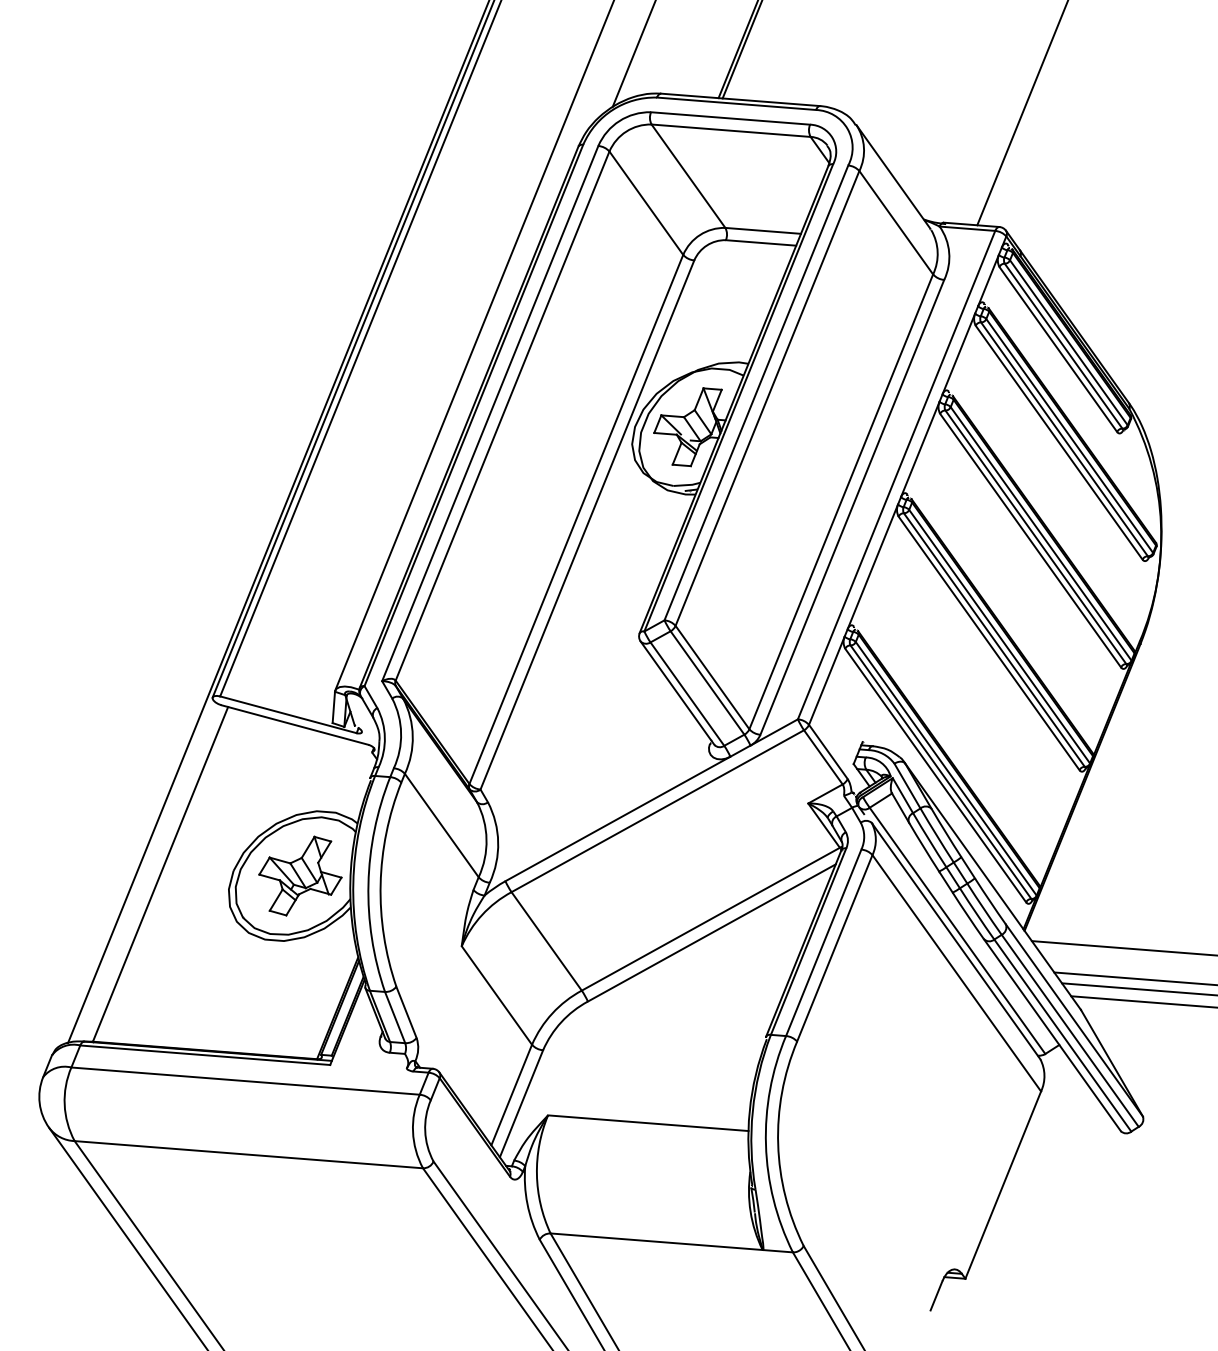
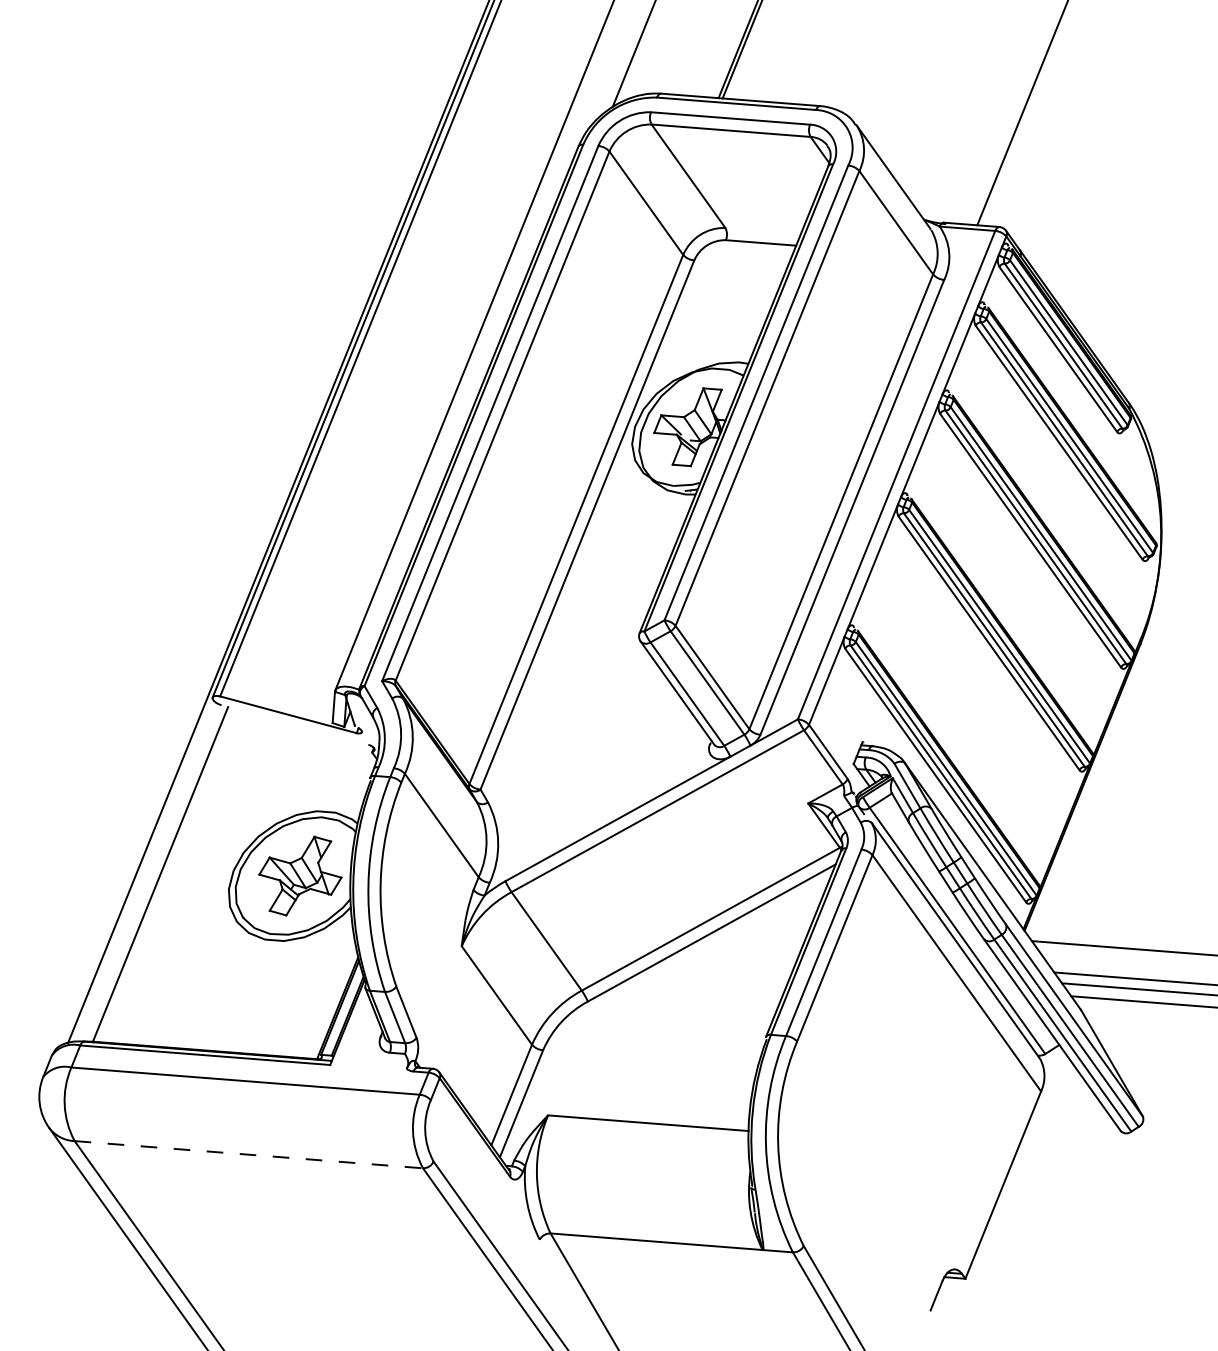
line: present -> none (763, 230)
line: present -> none (294, 724)
line: solid -> dashed (248, 1154)
line: present -> none (571, 1293)
